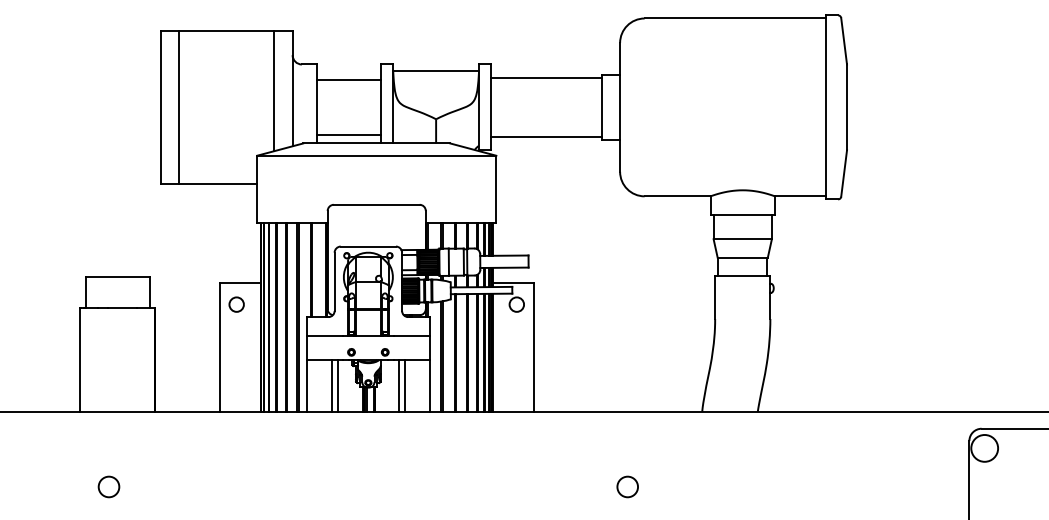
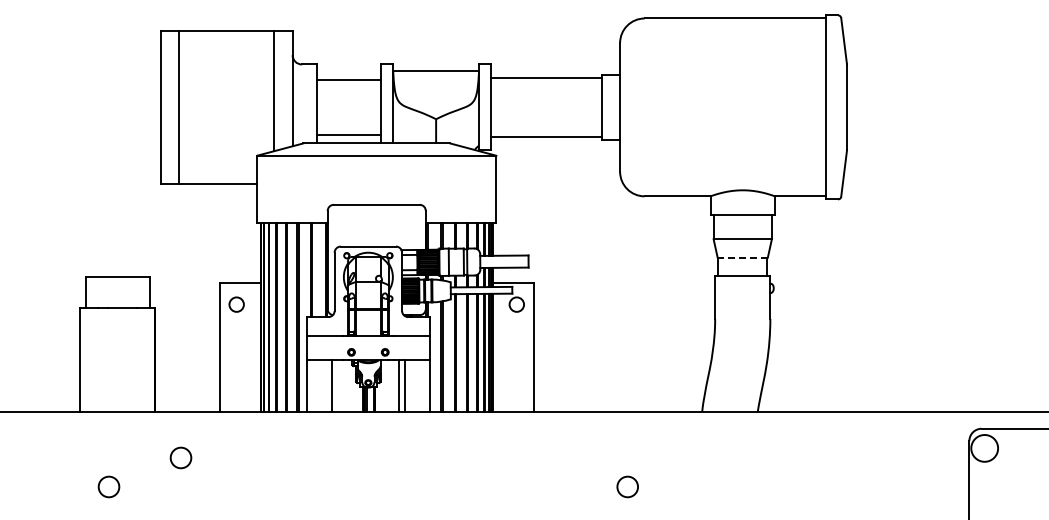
line: solid -> dashed (742, 257)
line: present -> none (337, 385)
circle: none -> present (180, 457)
